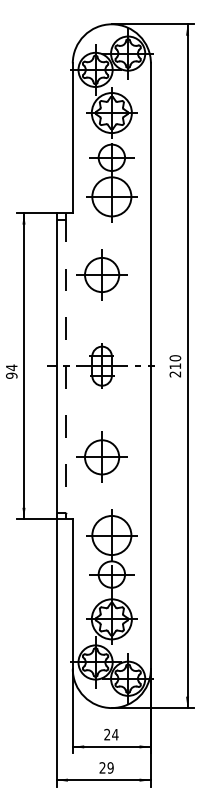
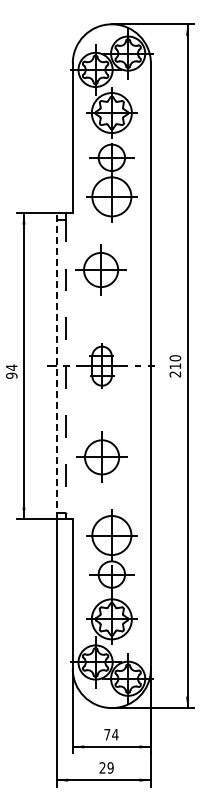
part position: (101, 274) -> (100, 269) (100, 269)
line: solid -> dashed (56, 365)
text: 24 -> 74 (107, 734)
